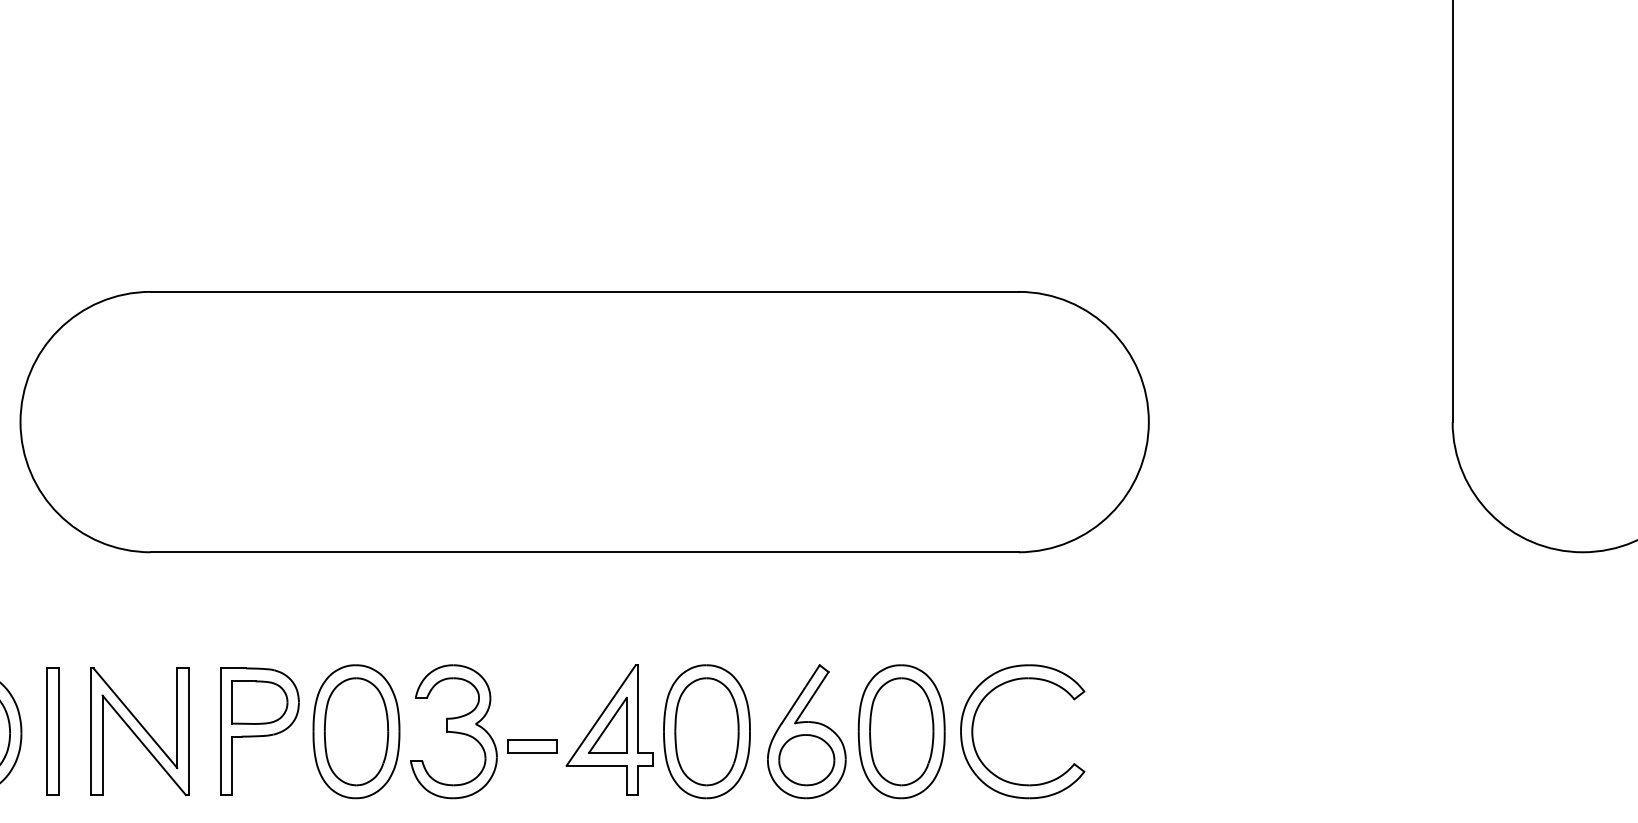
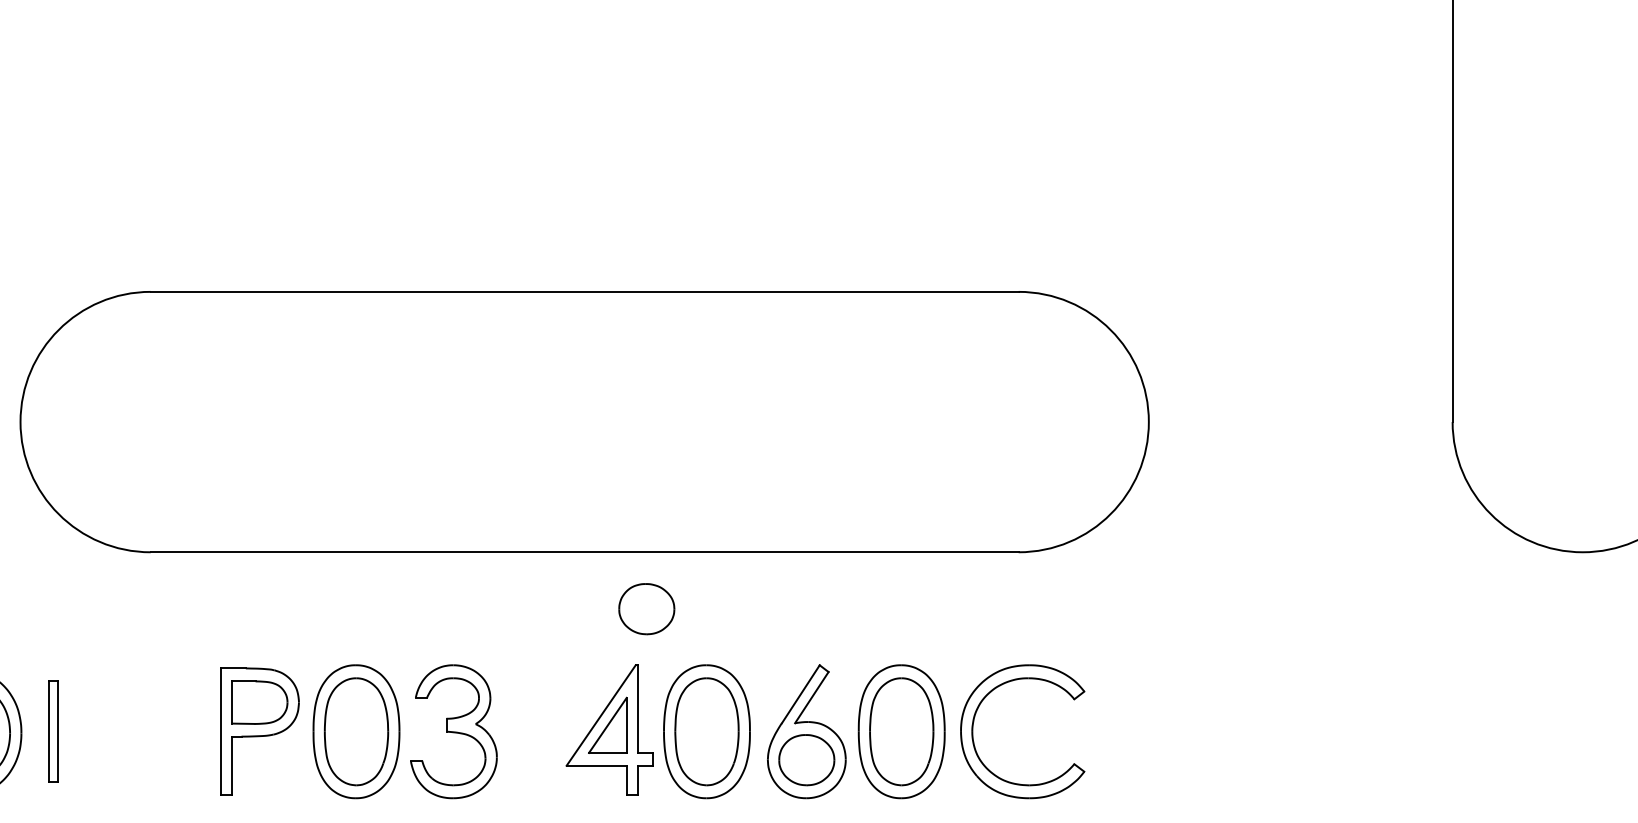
part: none -> present (646, 609)
part size: 14x129 px -> 11x103 px (53, 731)
part: present -> none (139, 731)
part: present -> none (532, 746)
